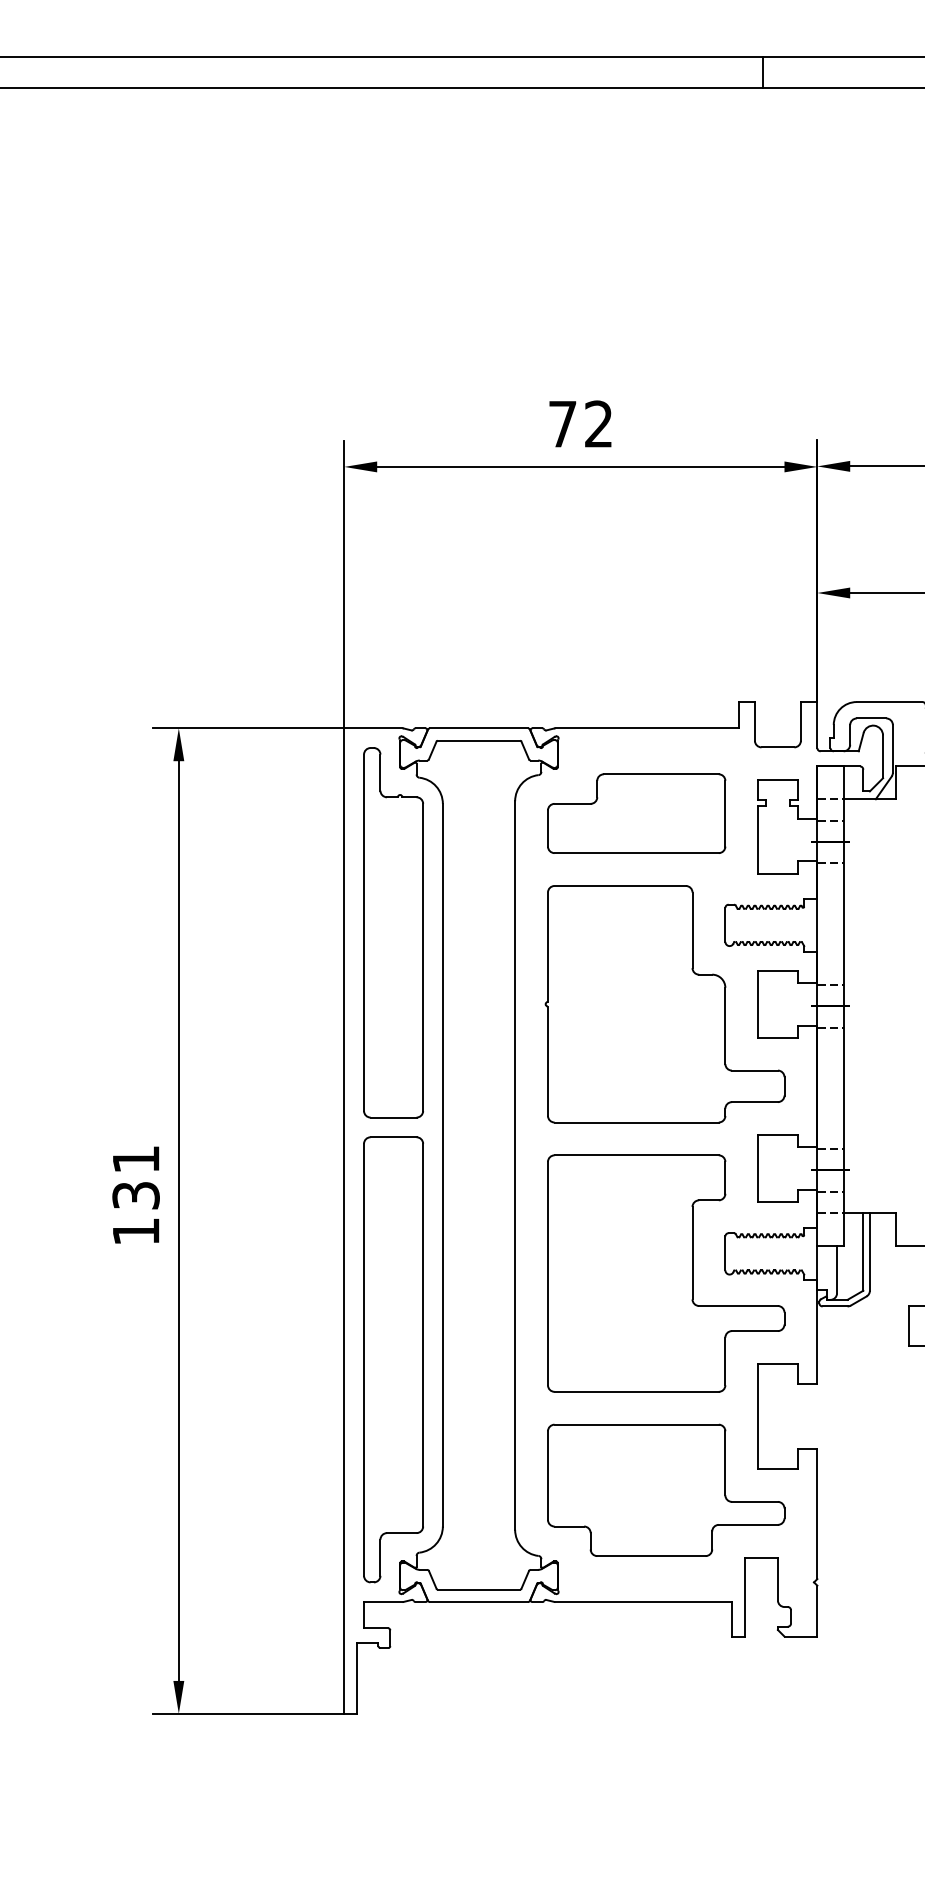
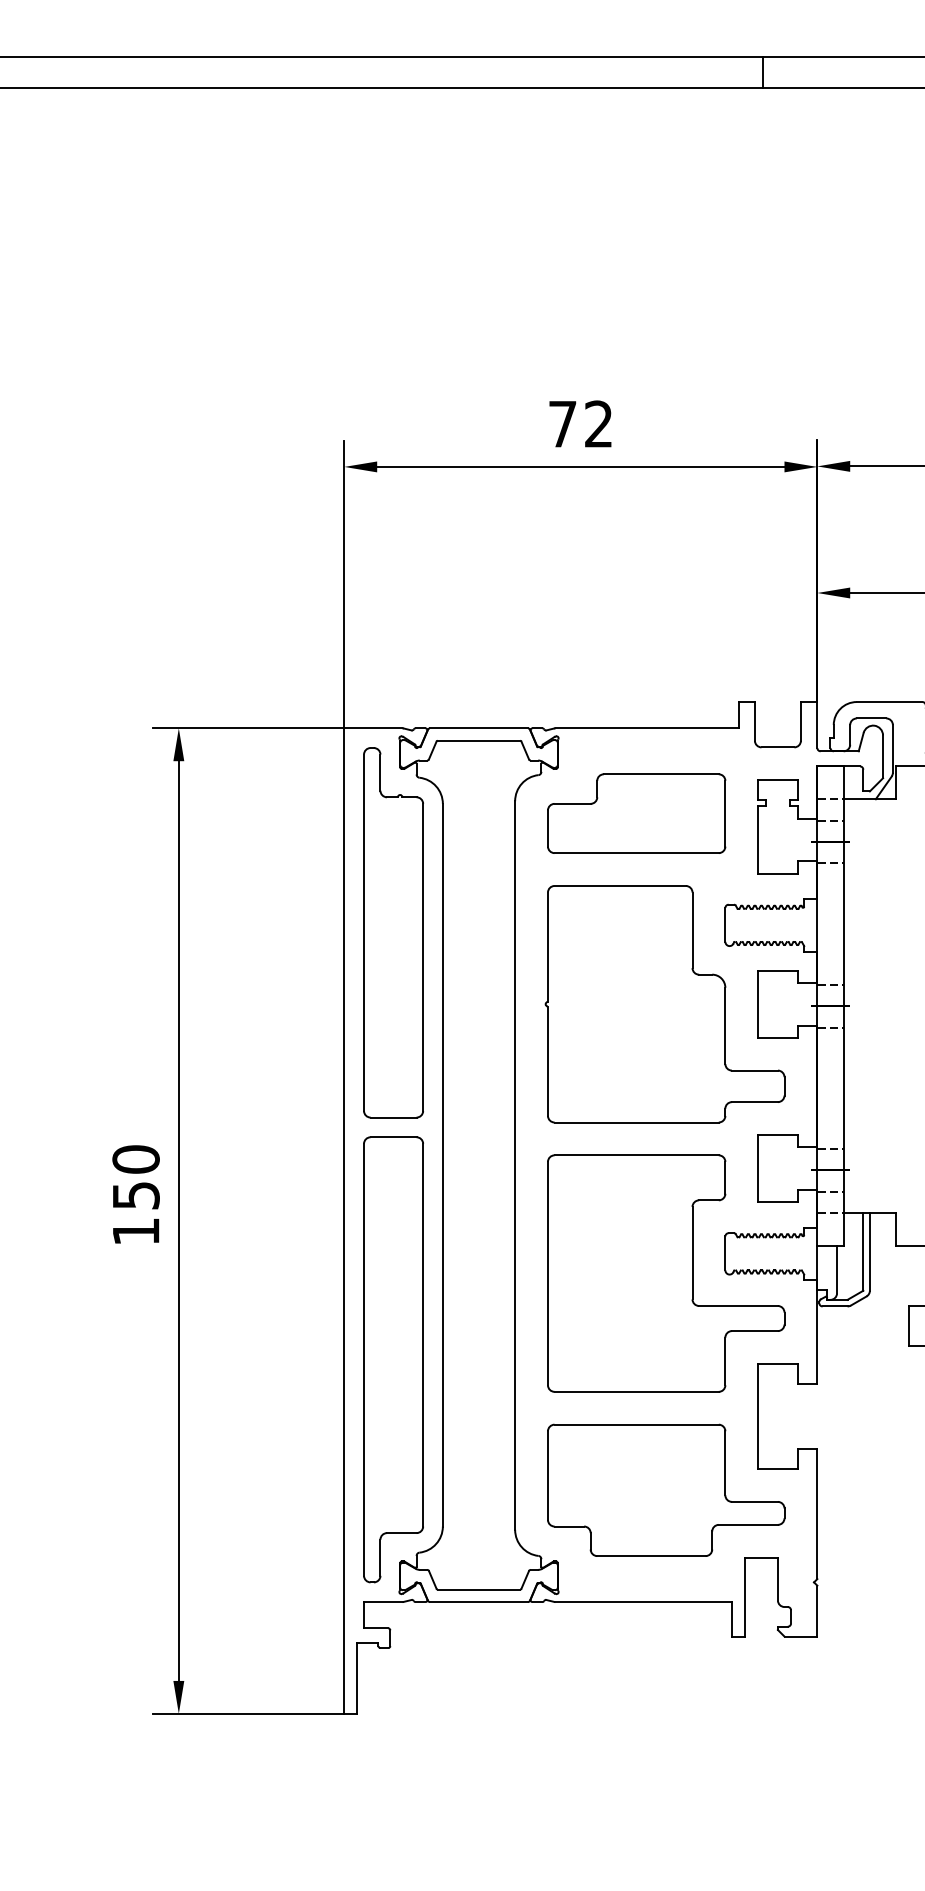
text: 131 -> 150 (135, 1176)
